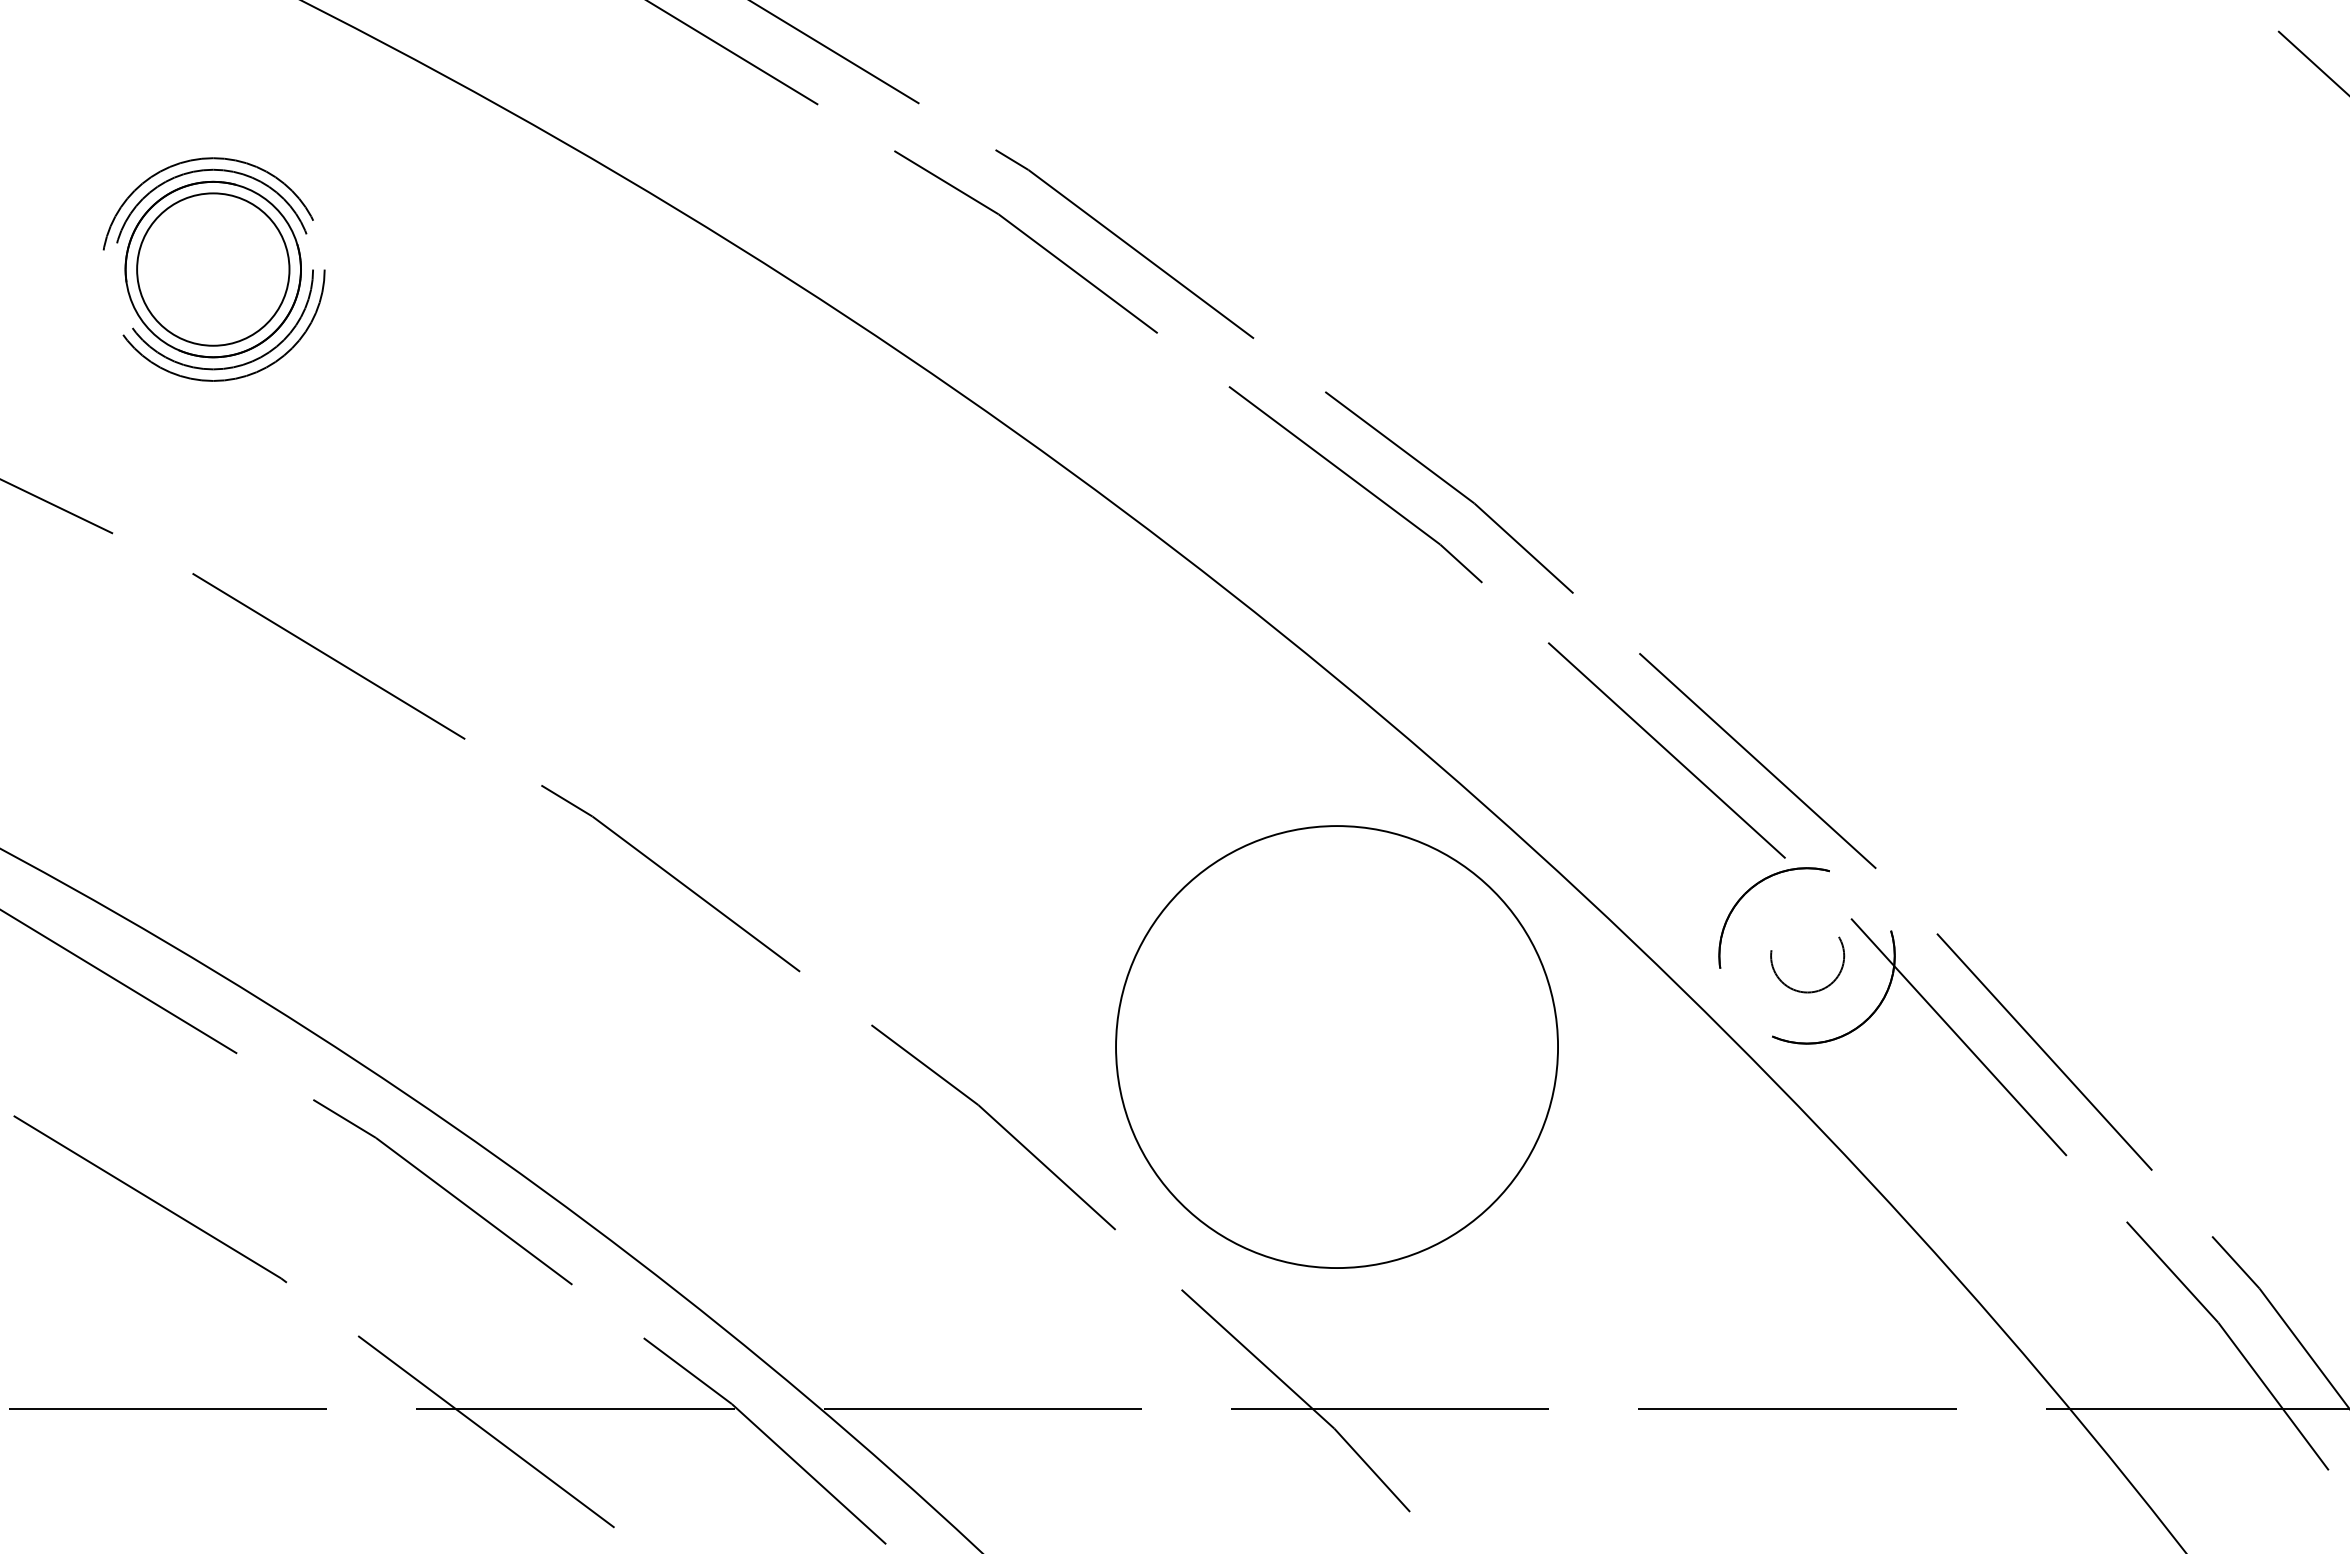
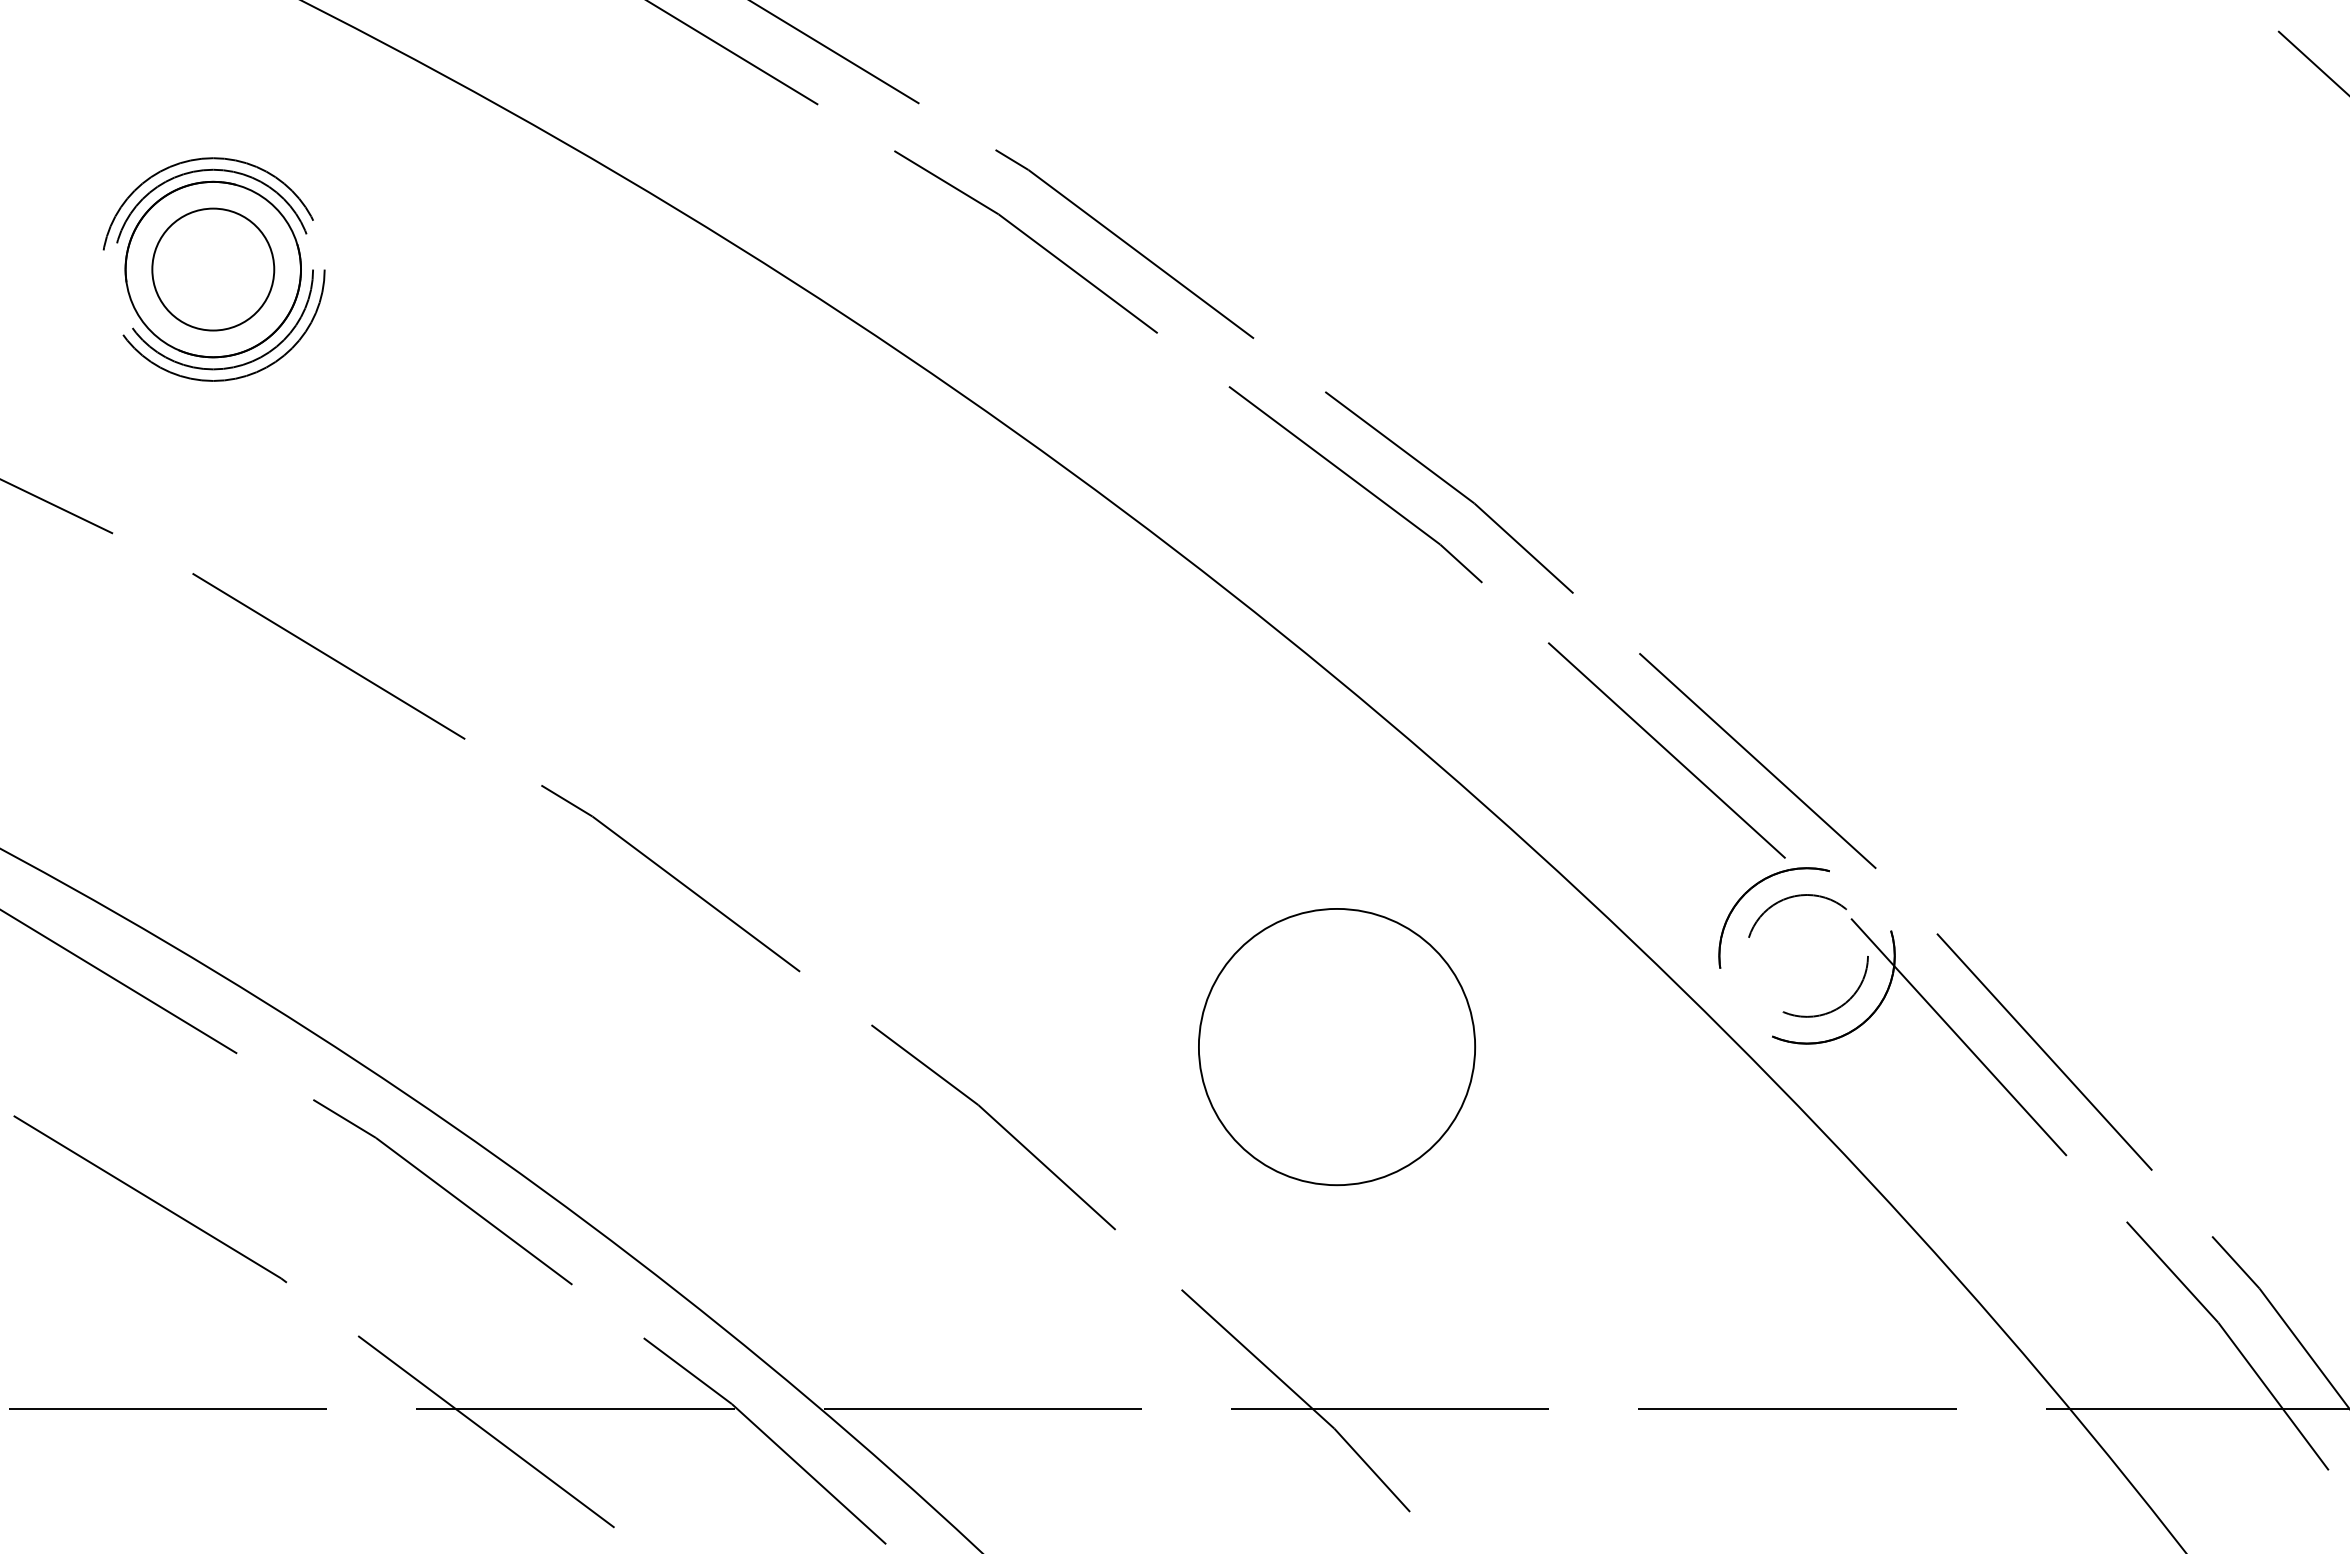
circle diameter: 152 px -> 122 px (213, 269)
circle size: 76x58 px -> 121x124 px (1808, 955)
circle diameter: 442 px -> 276 px (1336, 1046)
